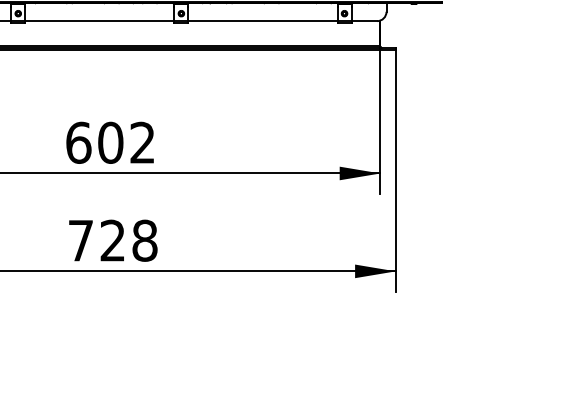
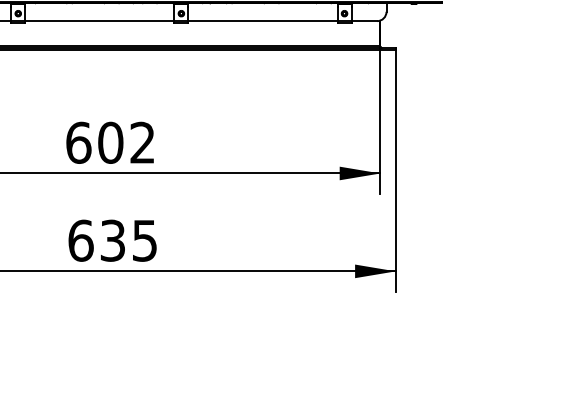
text: 728 -> 635 (112, 240)
